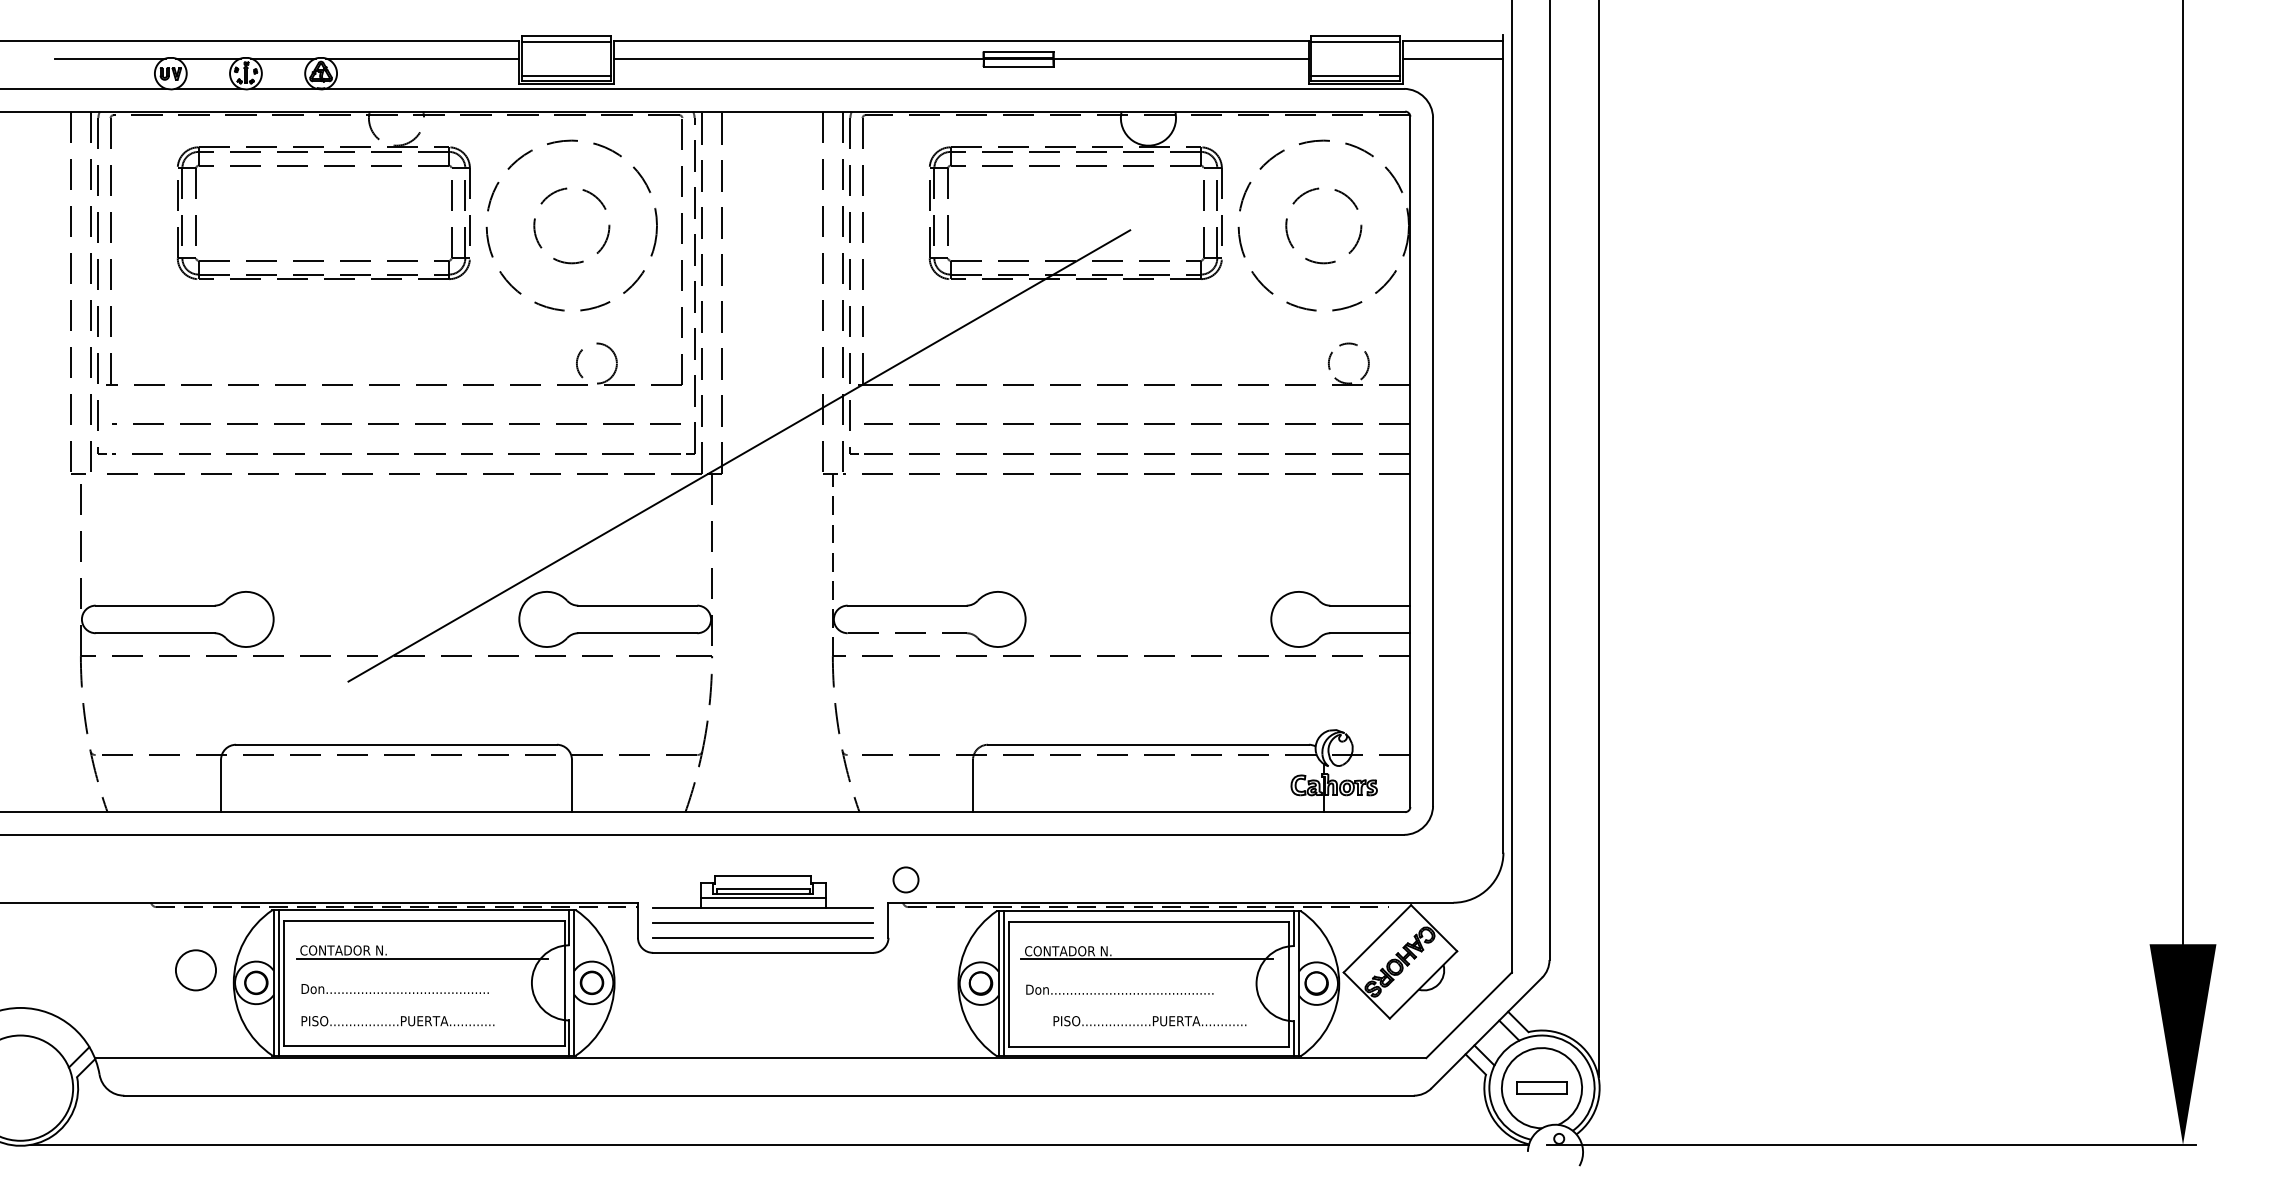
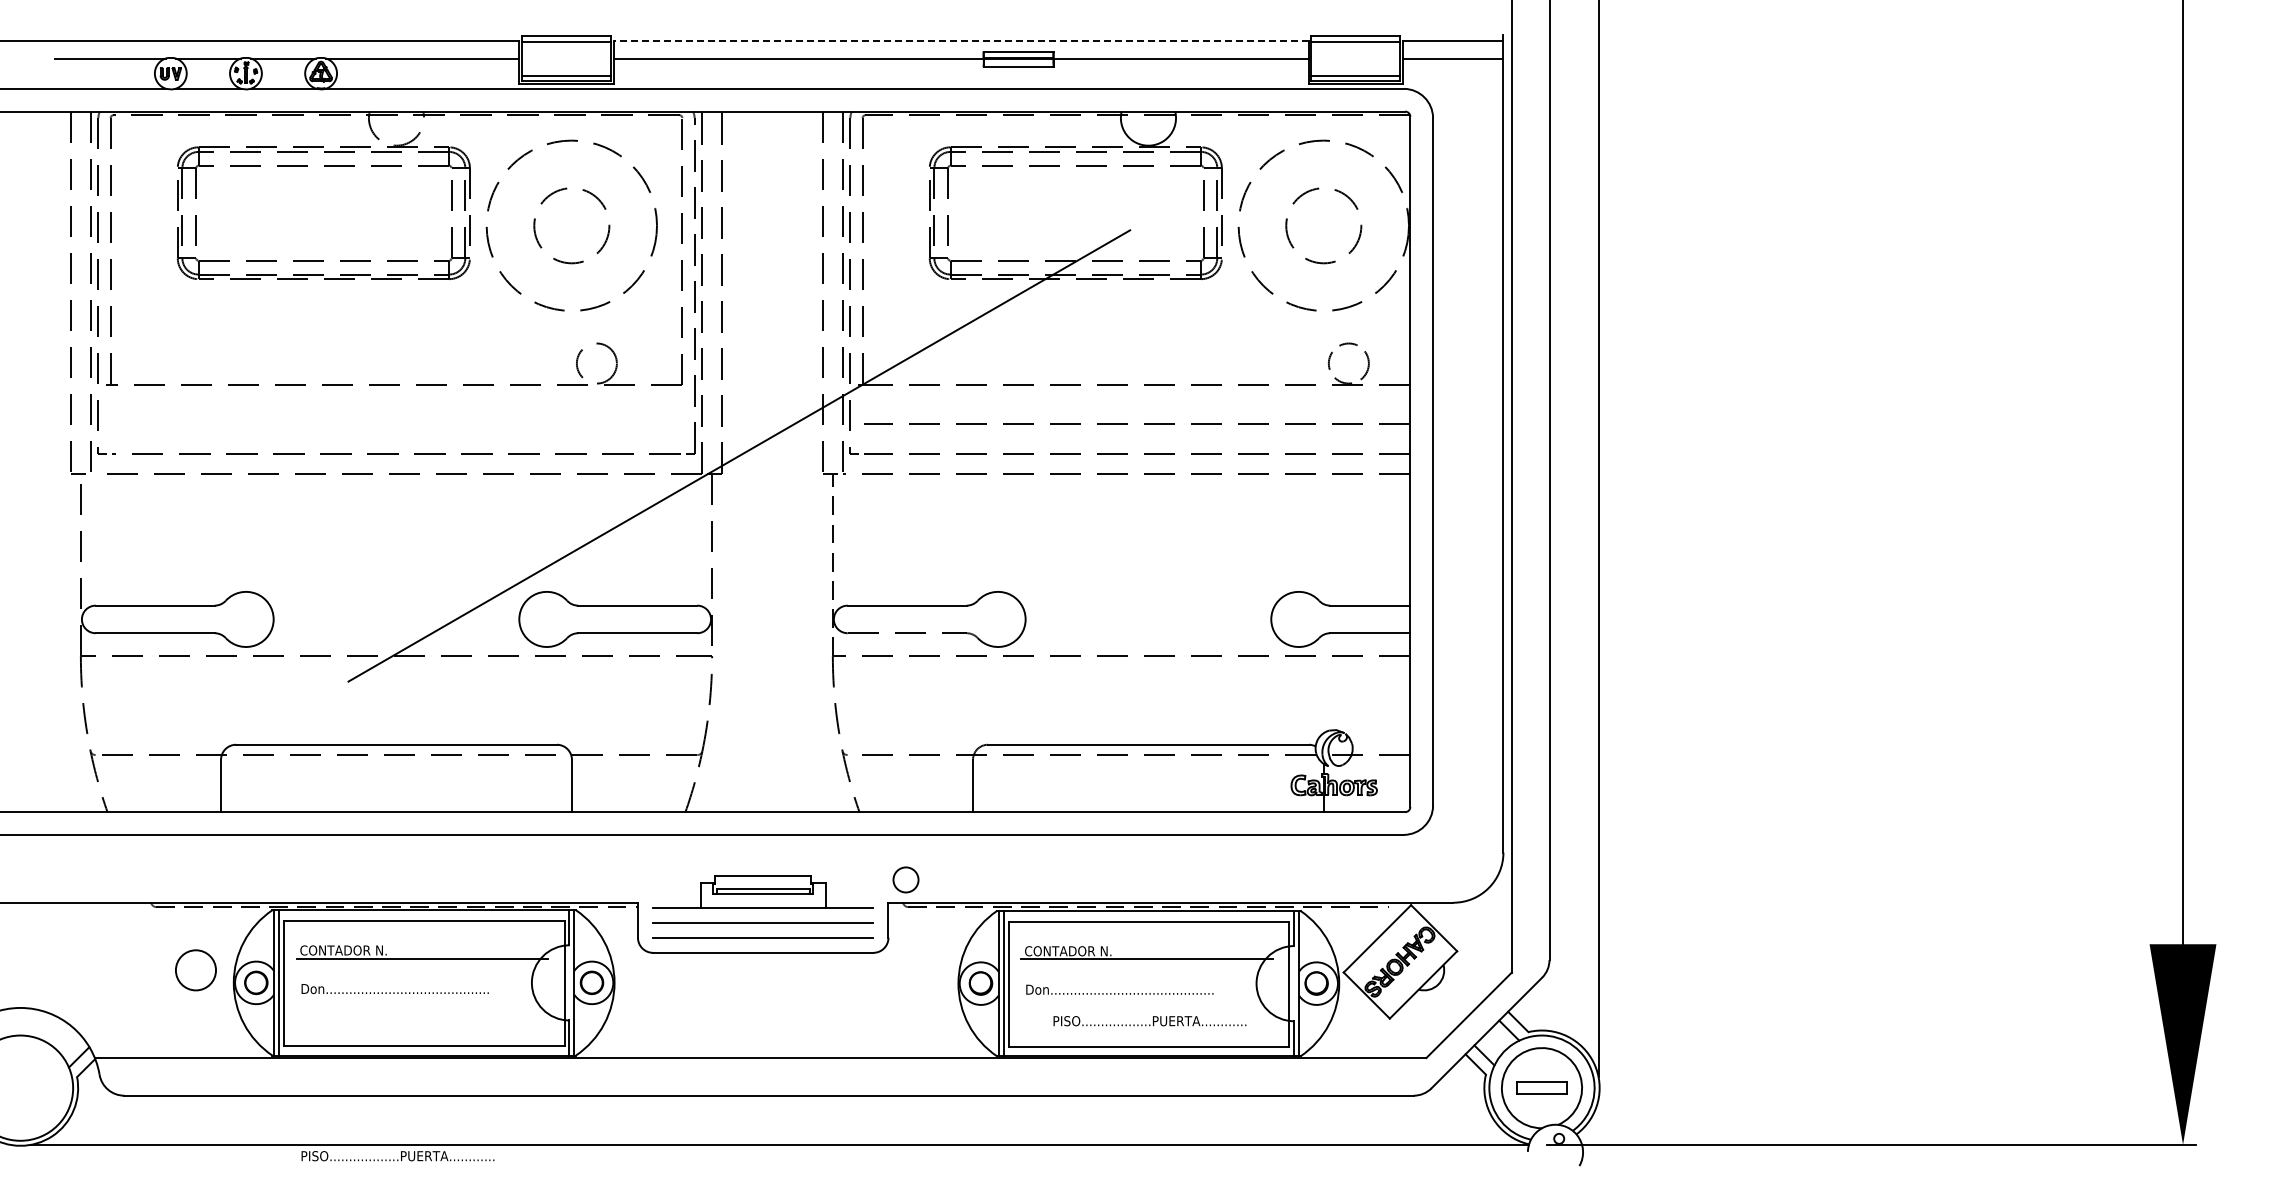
line: solid -> dashed (960, 41)
line: present -> none (396, 423)
line: present -> none (762, 898)
text position: (397, 1021) -> (397, 1156) (397, 1156)
